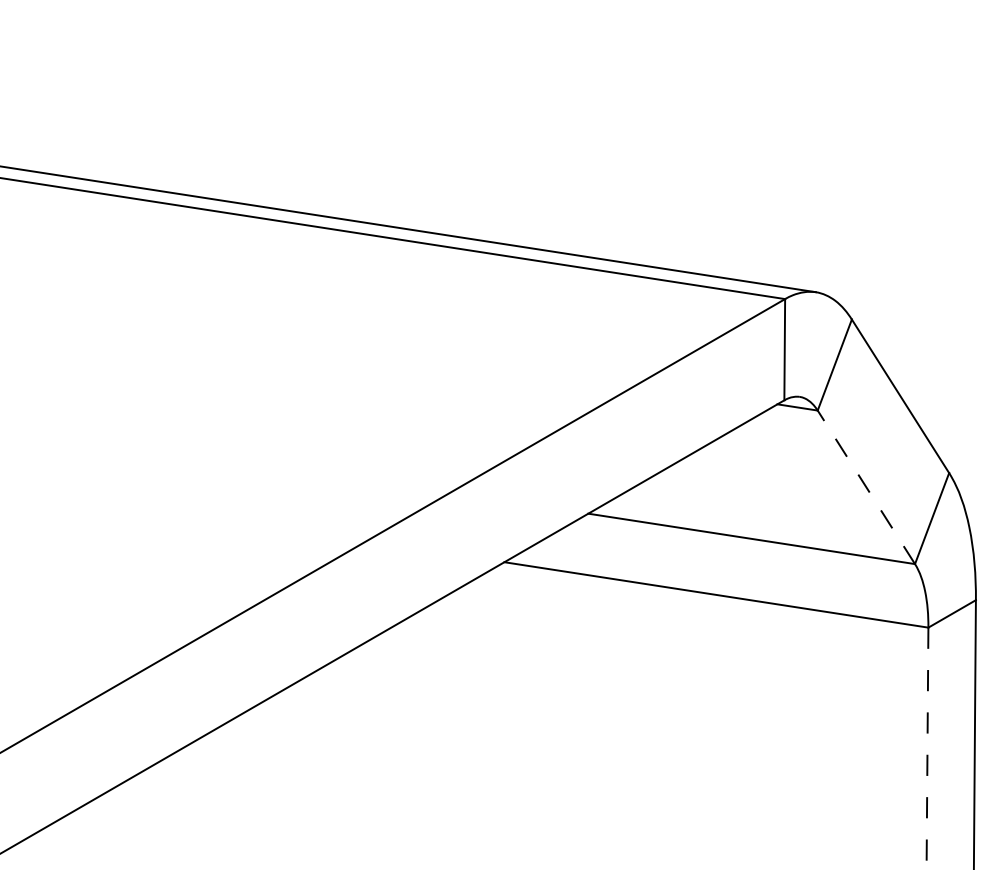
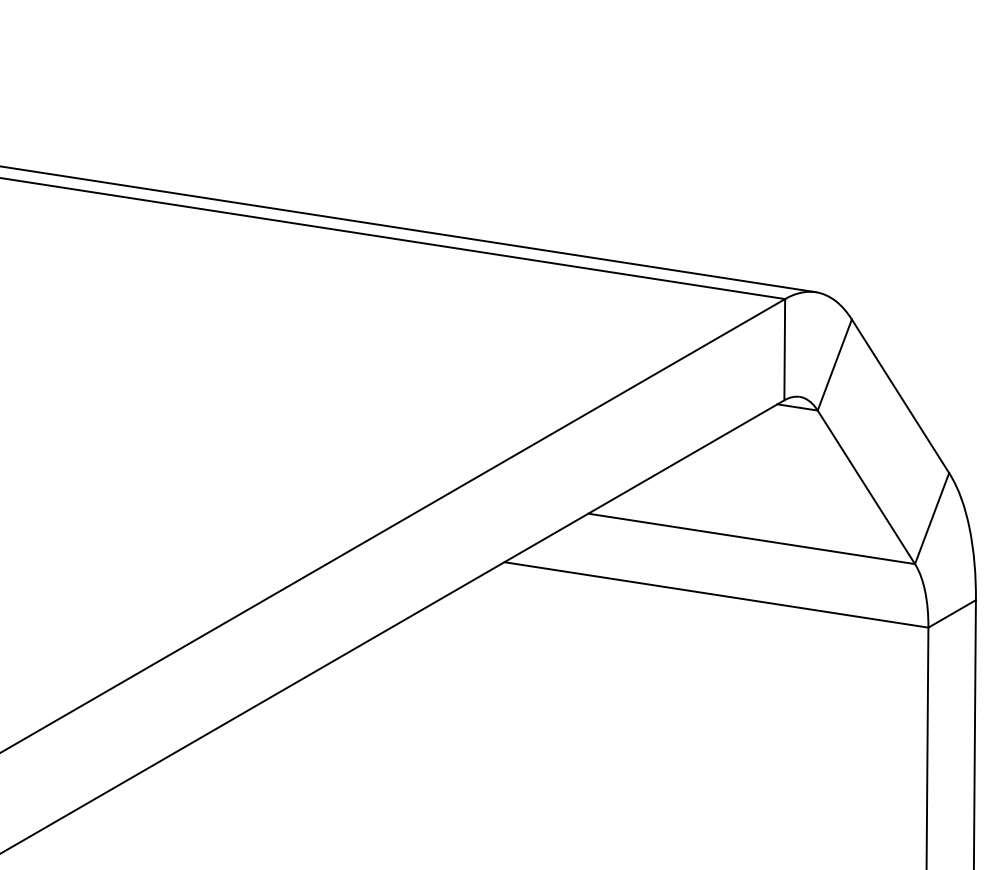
line: dashed -> solid (866, 487)
line: dashed -> solid (927, 748)
